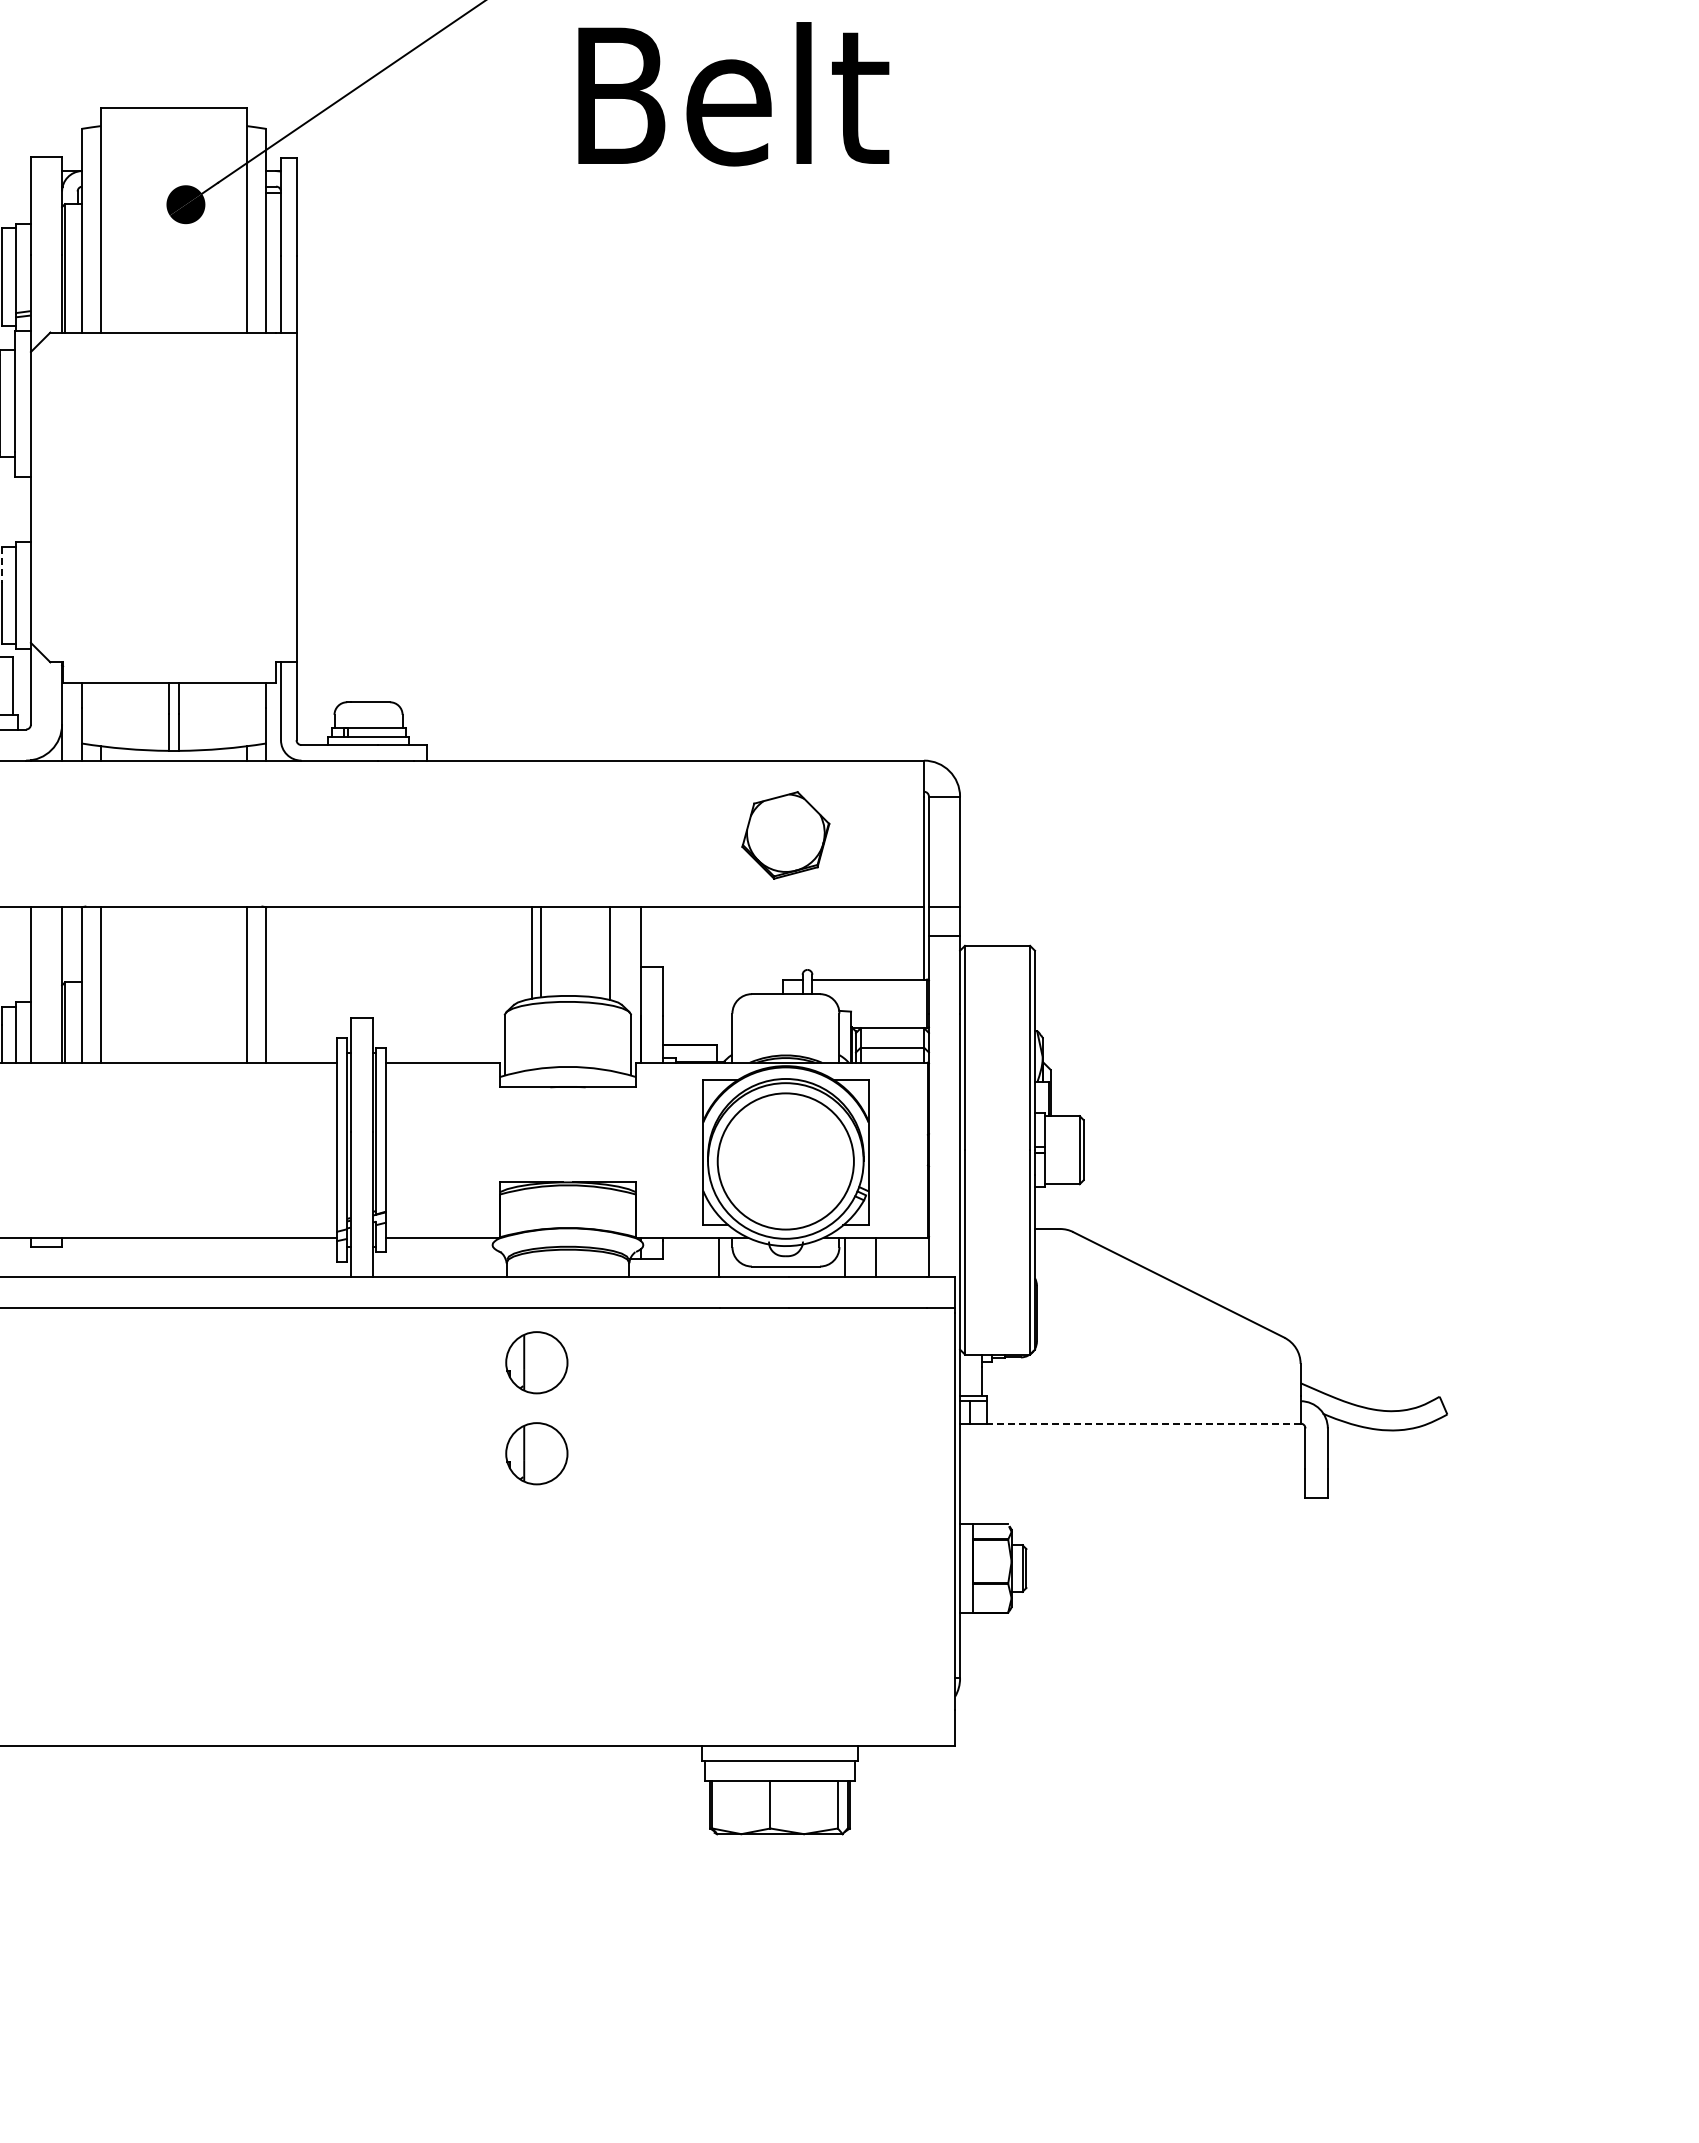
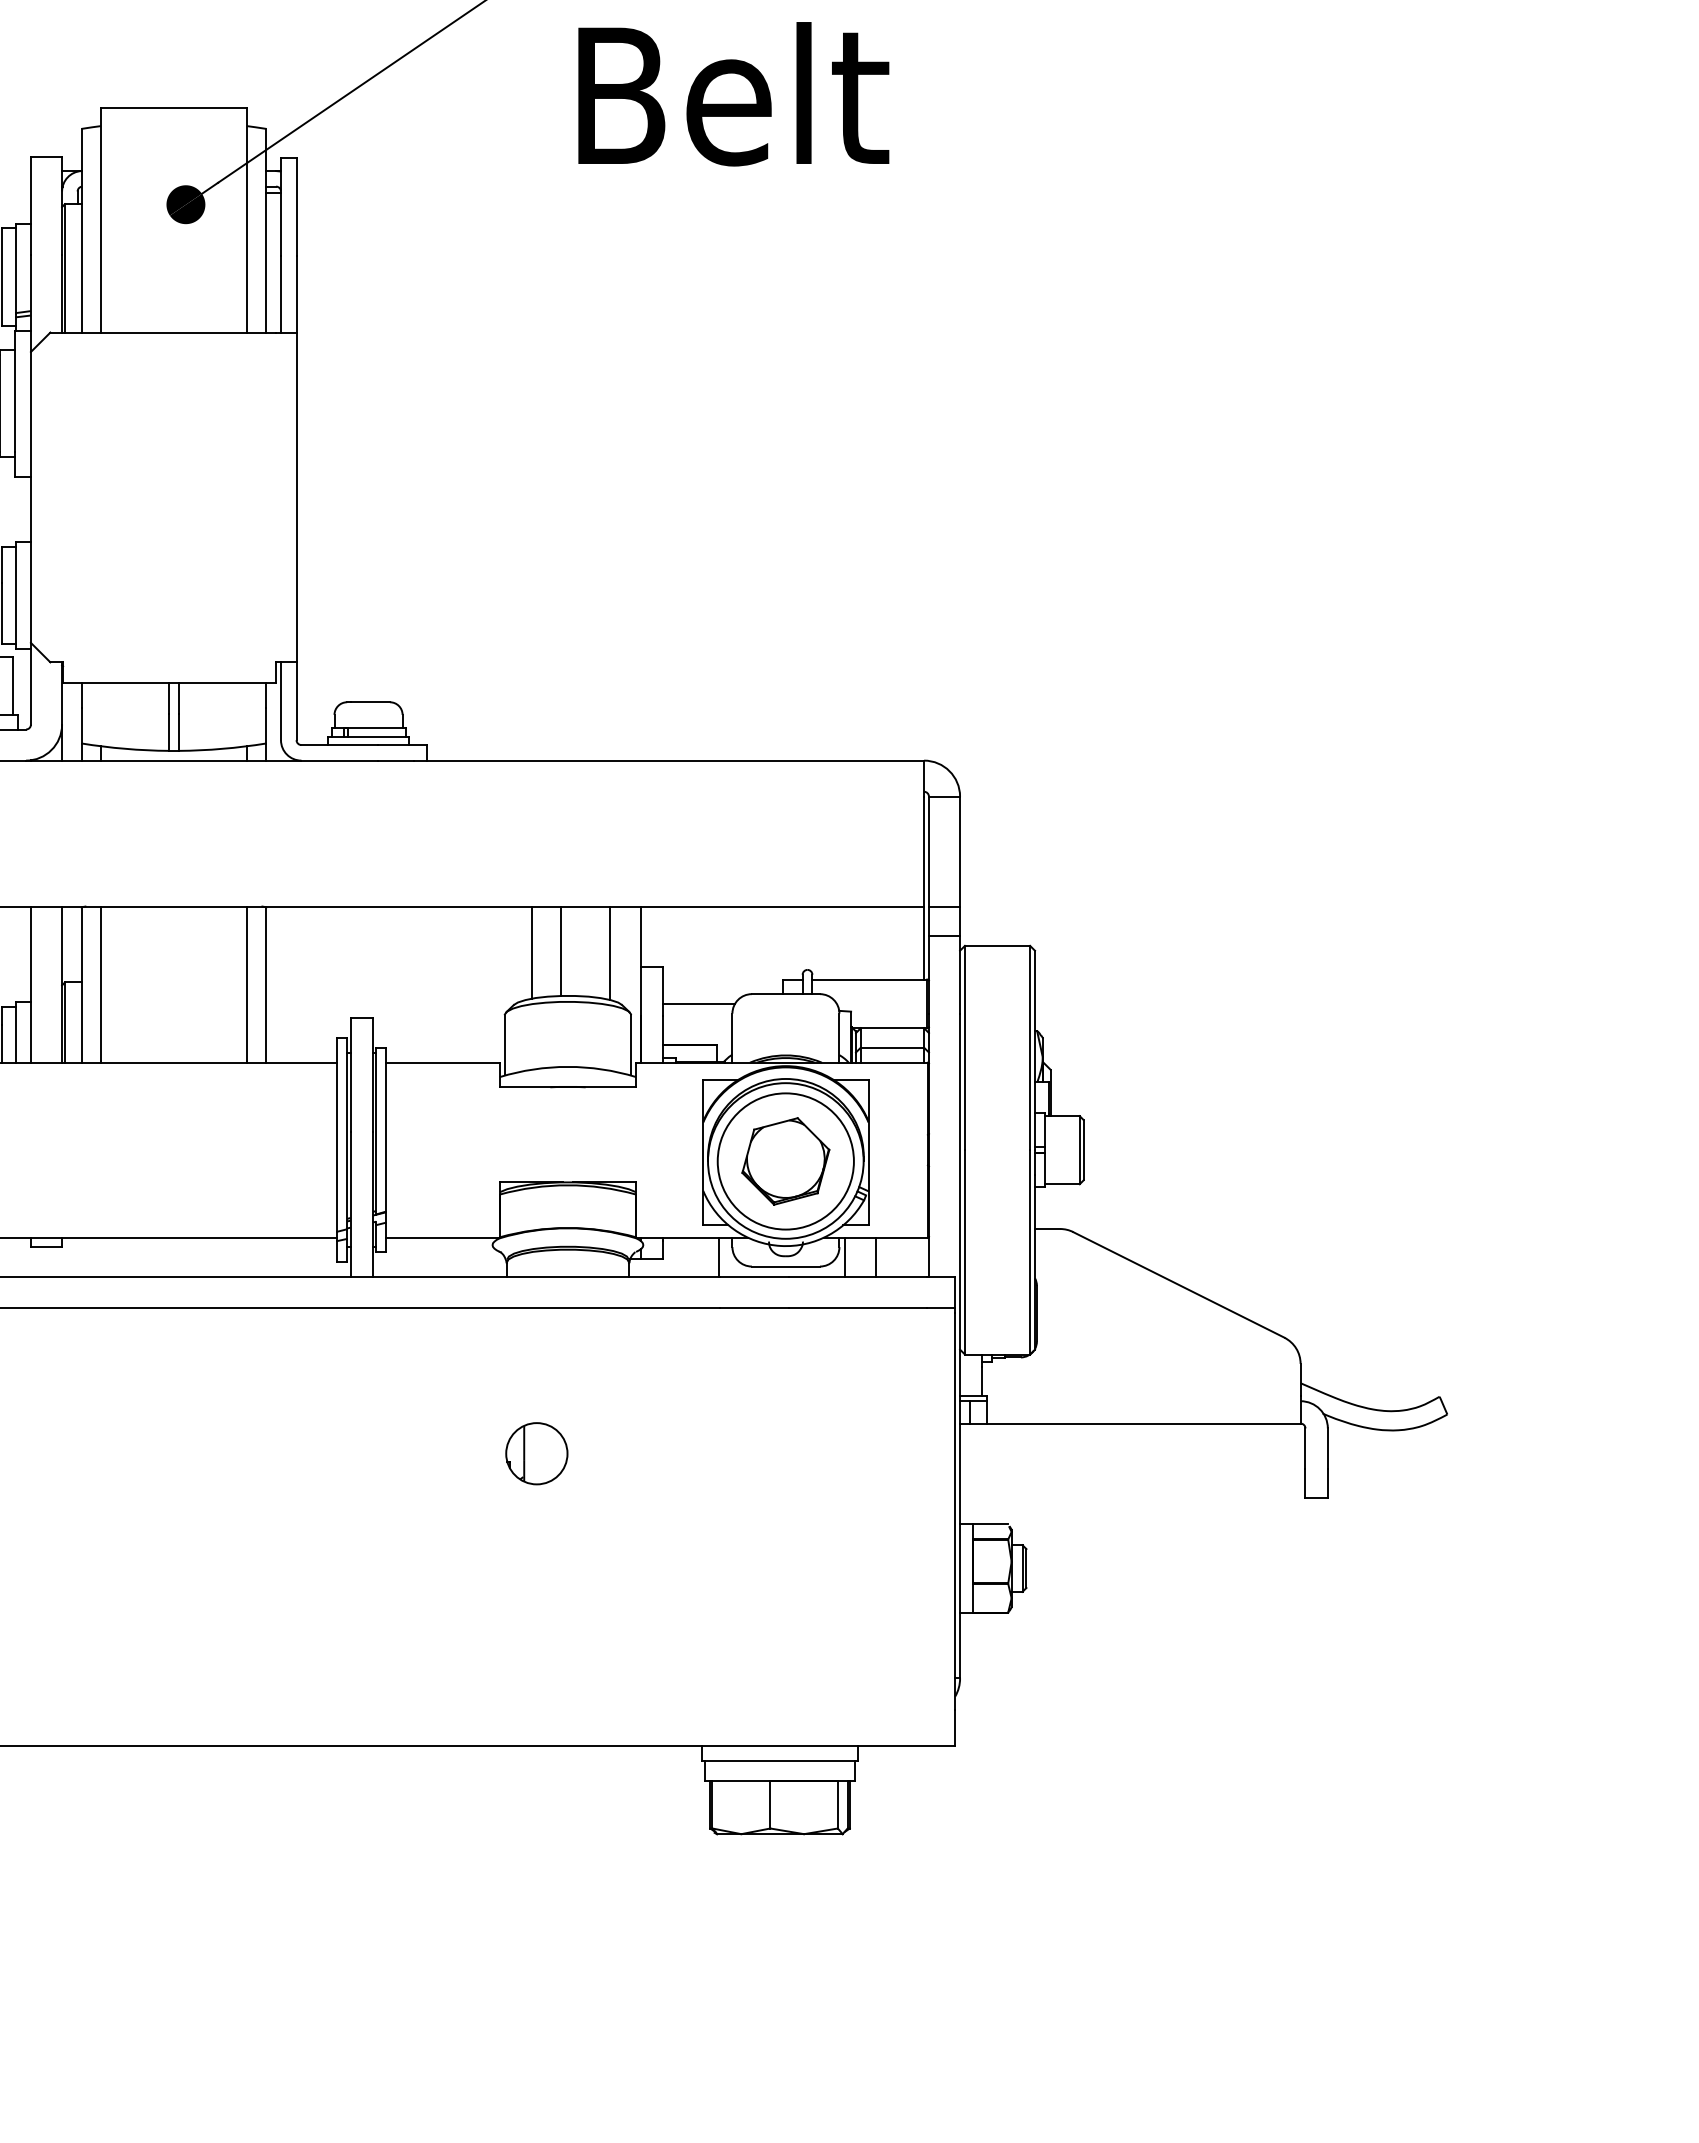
line: dashed -> solid (1, 565)
part position: (785, 835) -> (785, 1161) (785, 1161)
line position: (541, 950) -> (561, 950) (561, 950)
line: none -> present (698, 1003)
part: present -> none (536, 1362)
line: dashed -> solid (1143, 1423)
